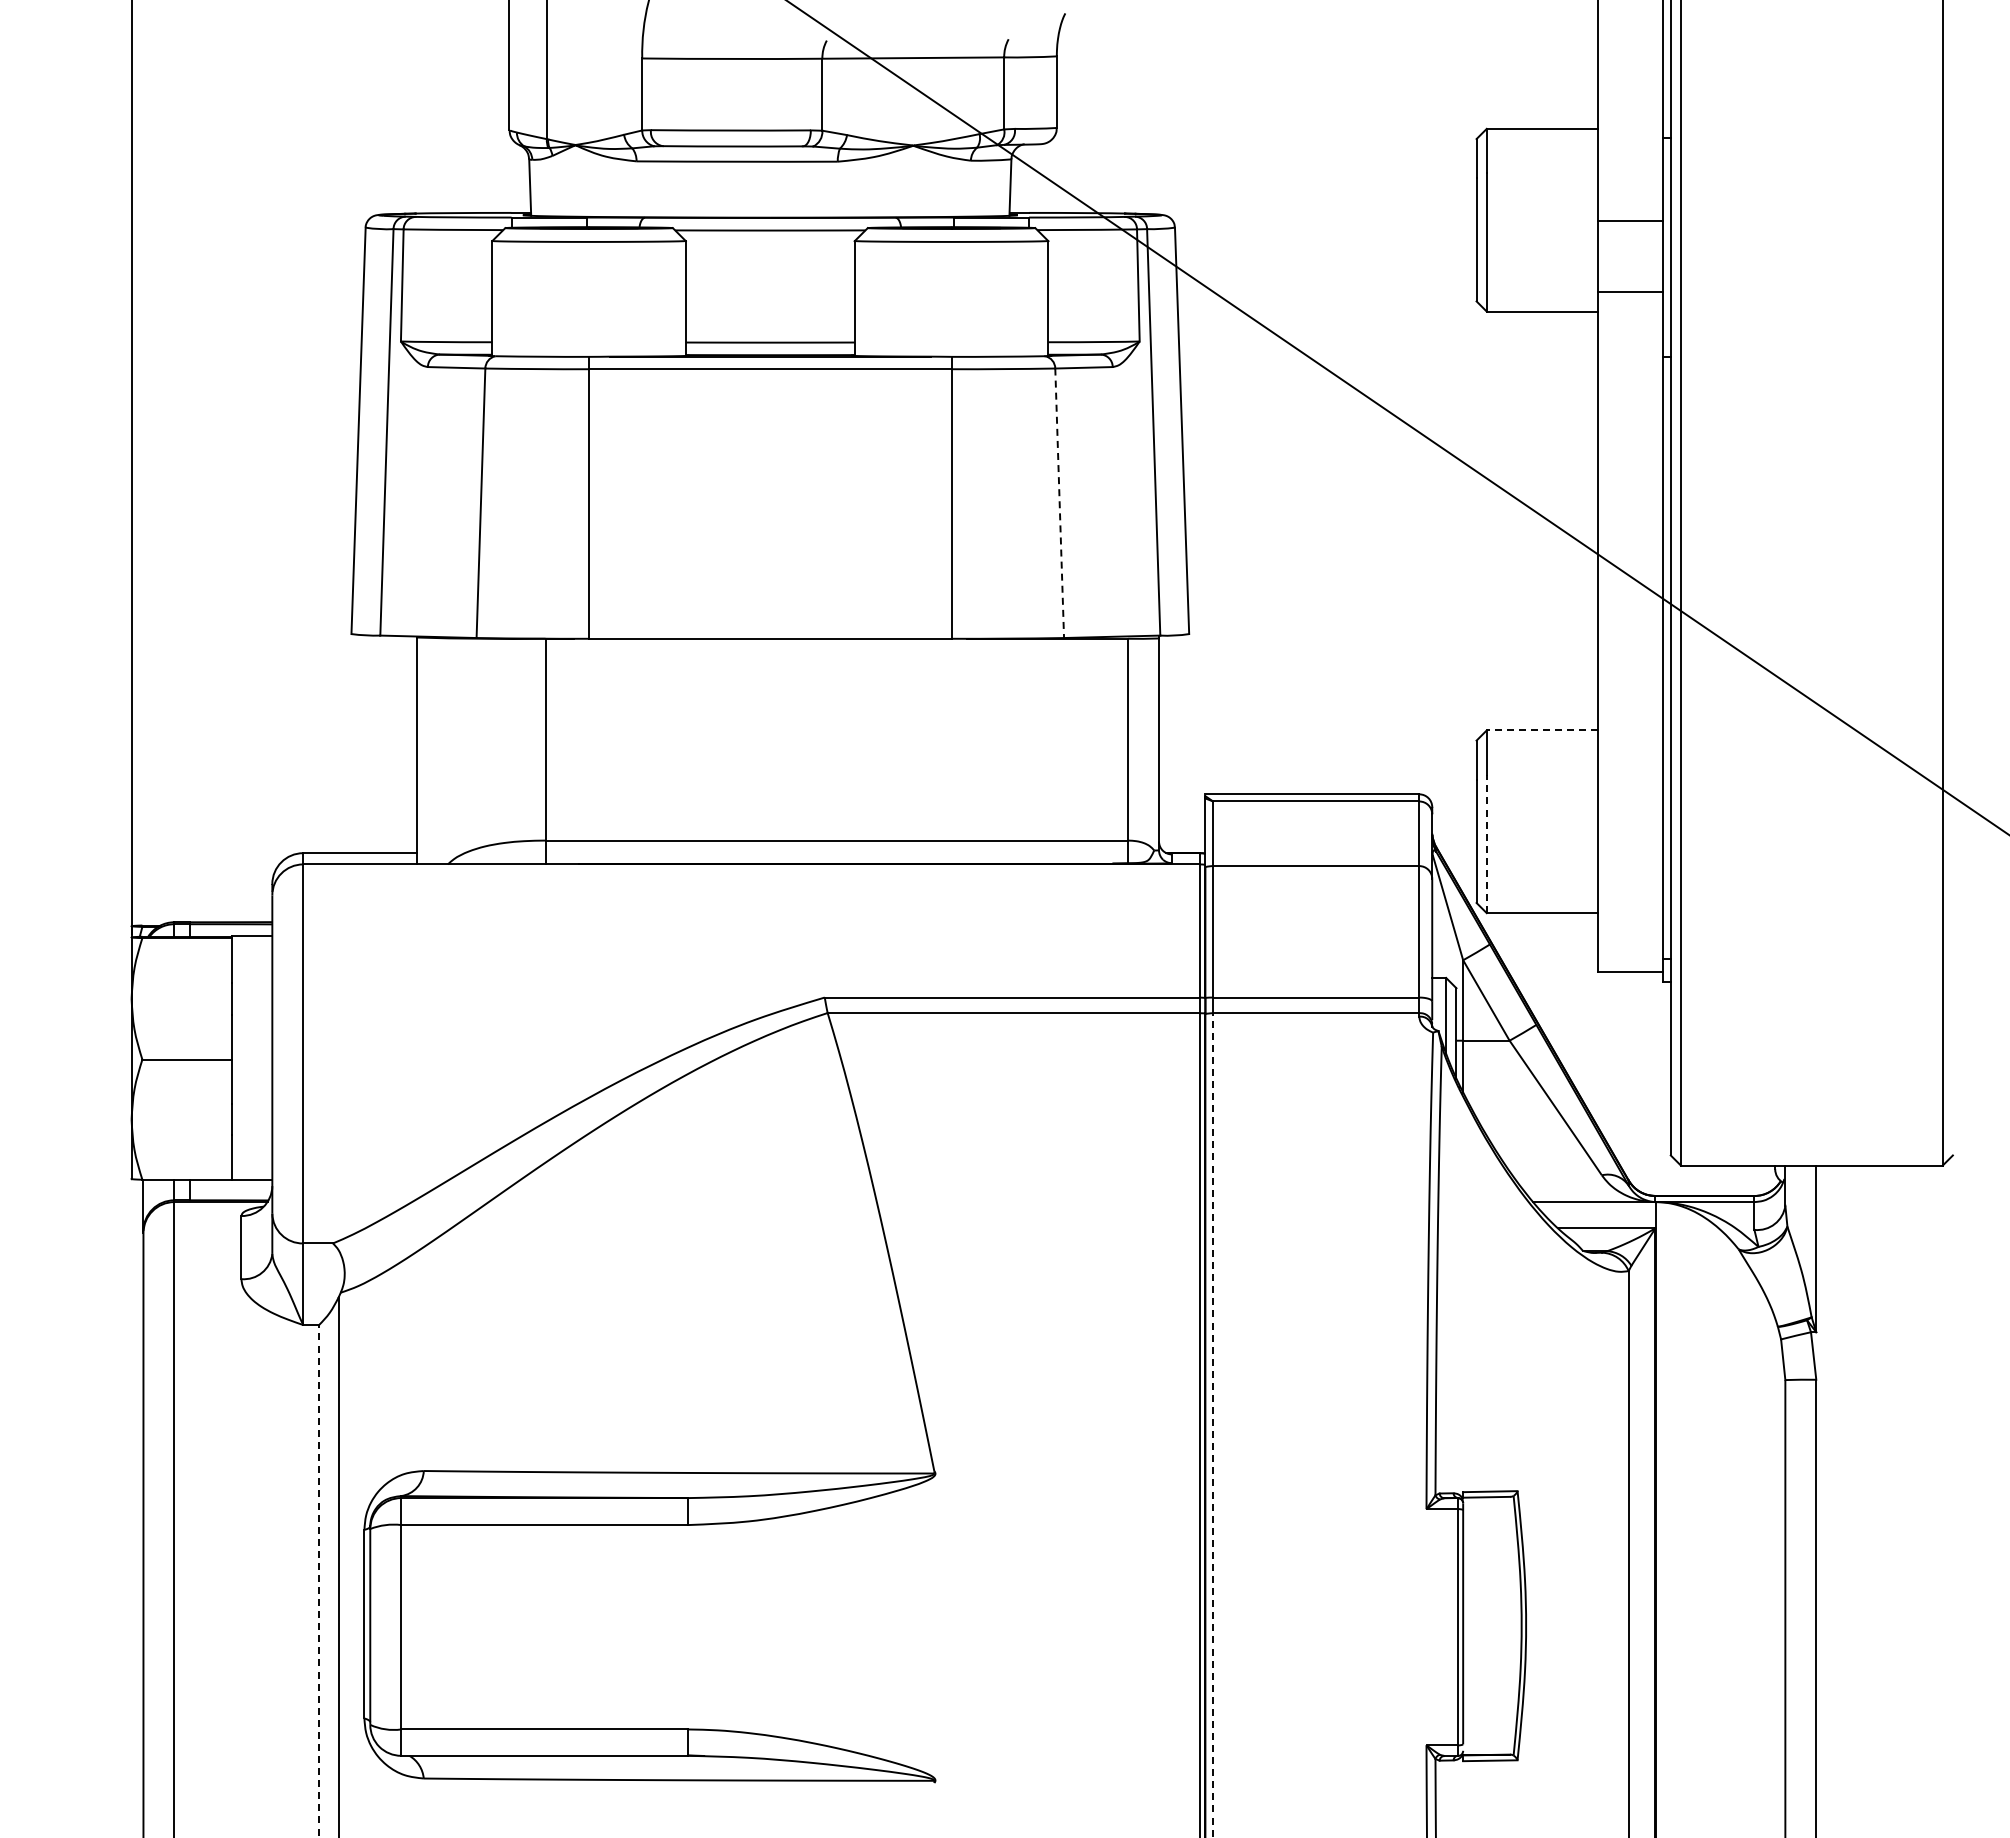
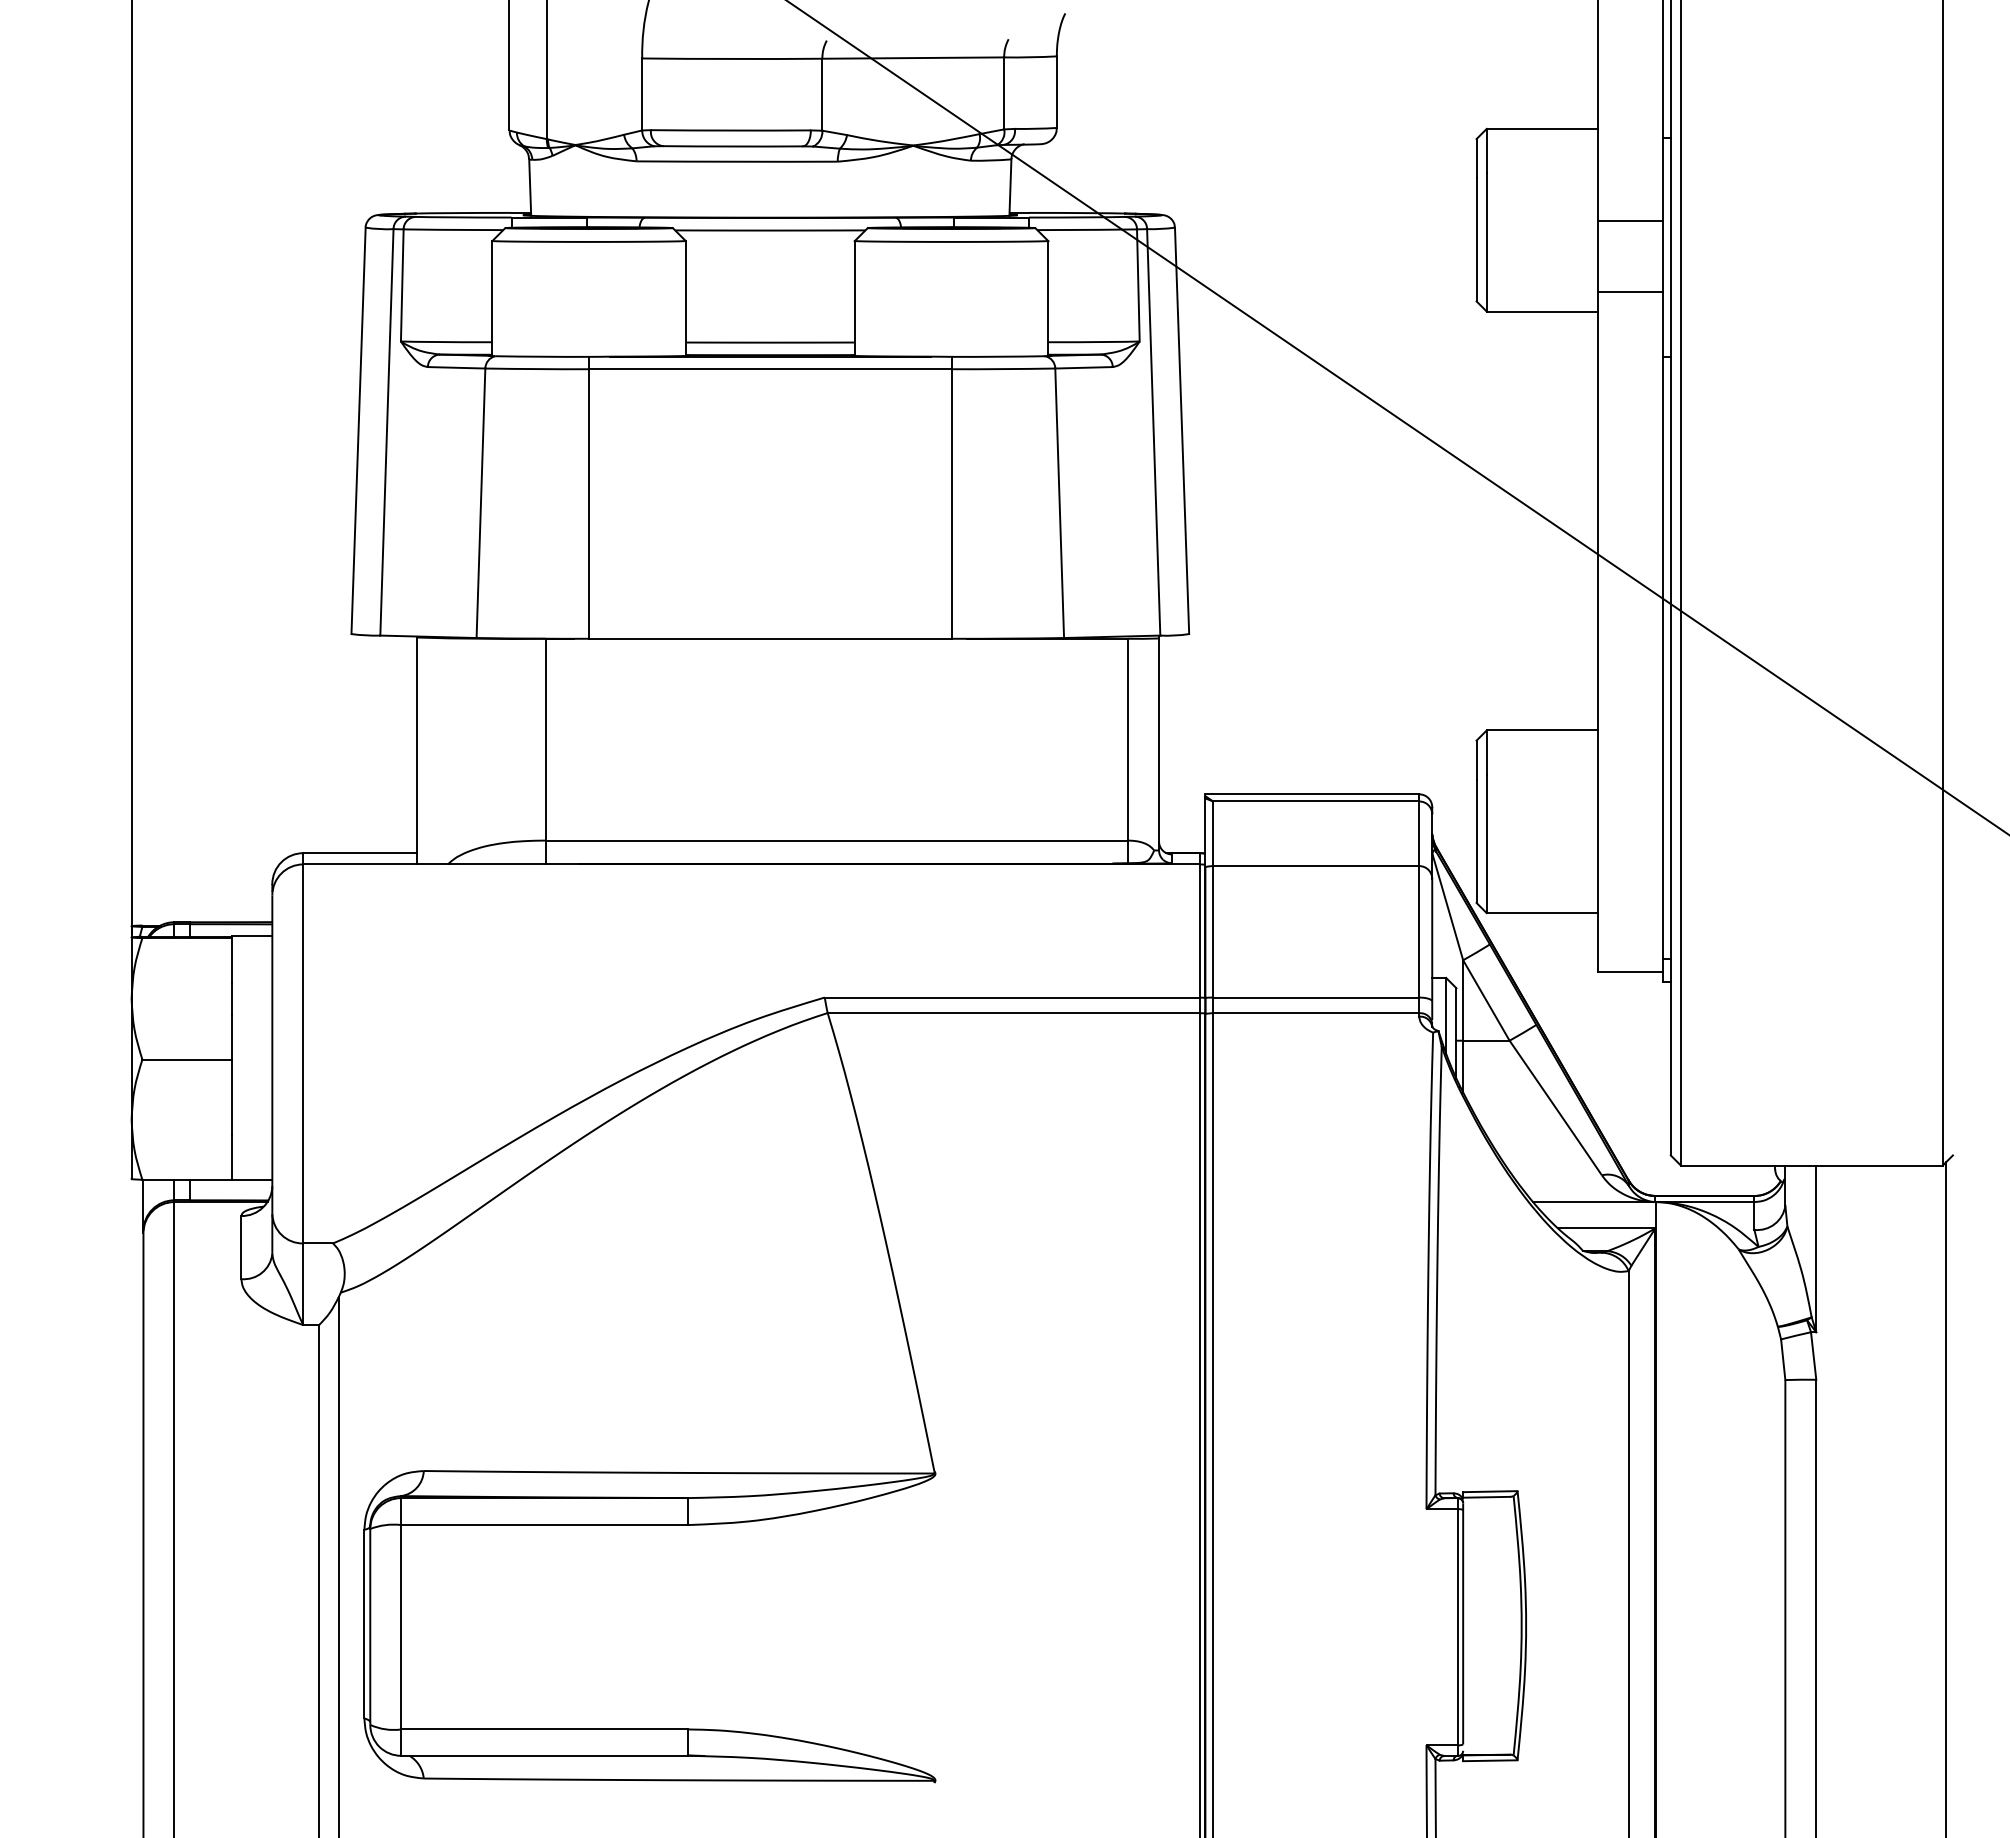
line: dashed -> solid (1059, 503)
line: dashed -> solid (1542, 730)
line: dashed -> solid (1486, 843)
line: dashed -> solid (1213, 1425)
line: none -> present (1946, 1497)
line: dashed -> solid (319, 1581)
